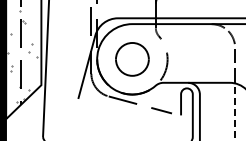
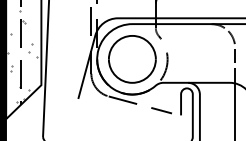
part size: 35x35 px -> 49x49 px (132, 59)
line: dashed -> solid (235, 111)
